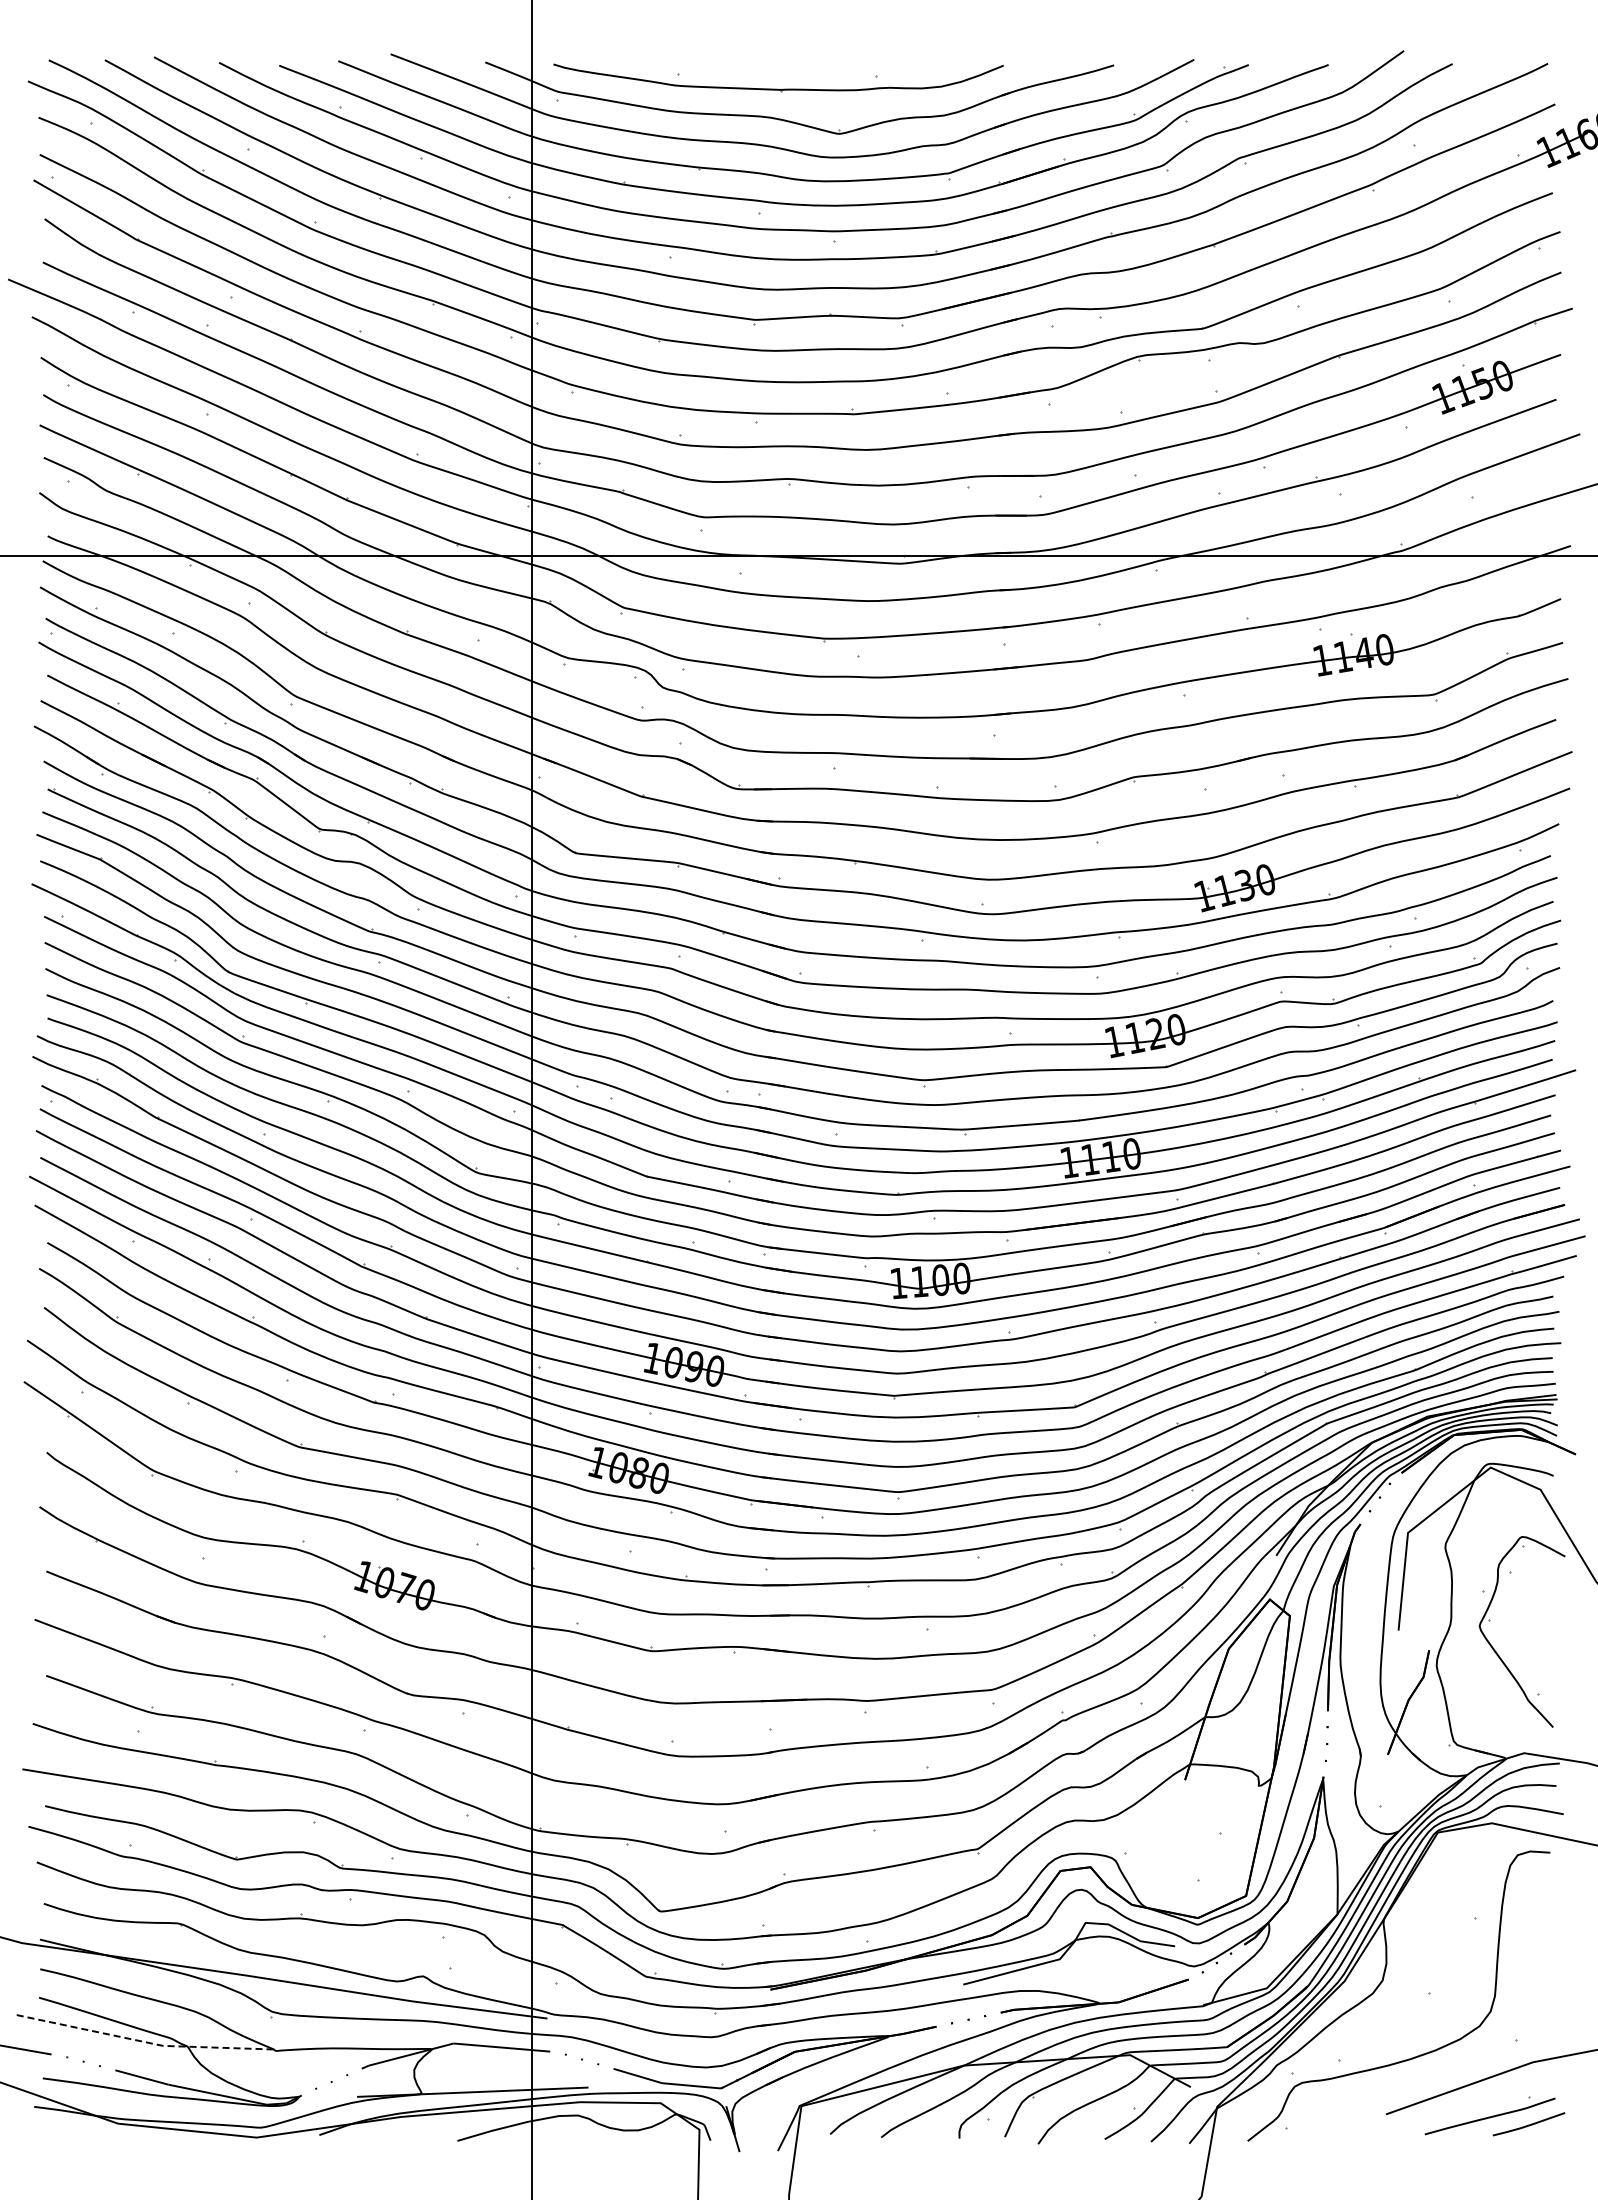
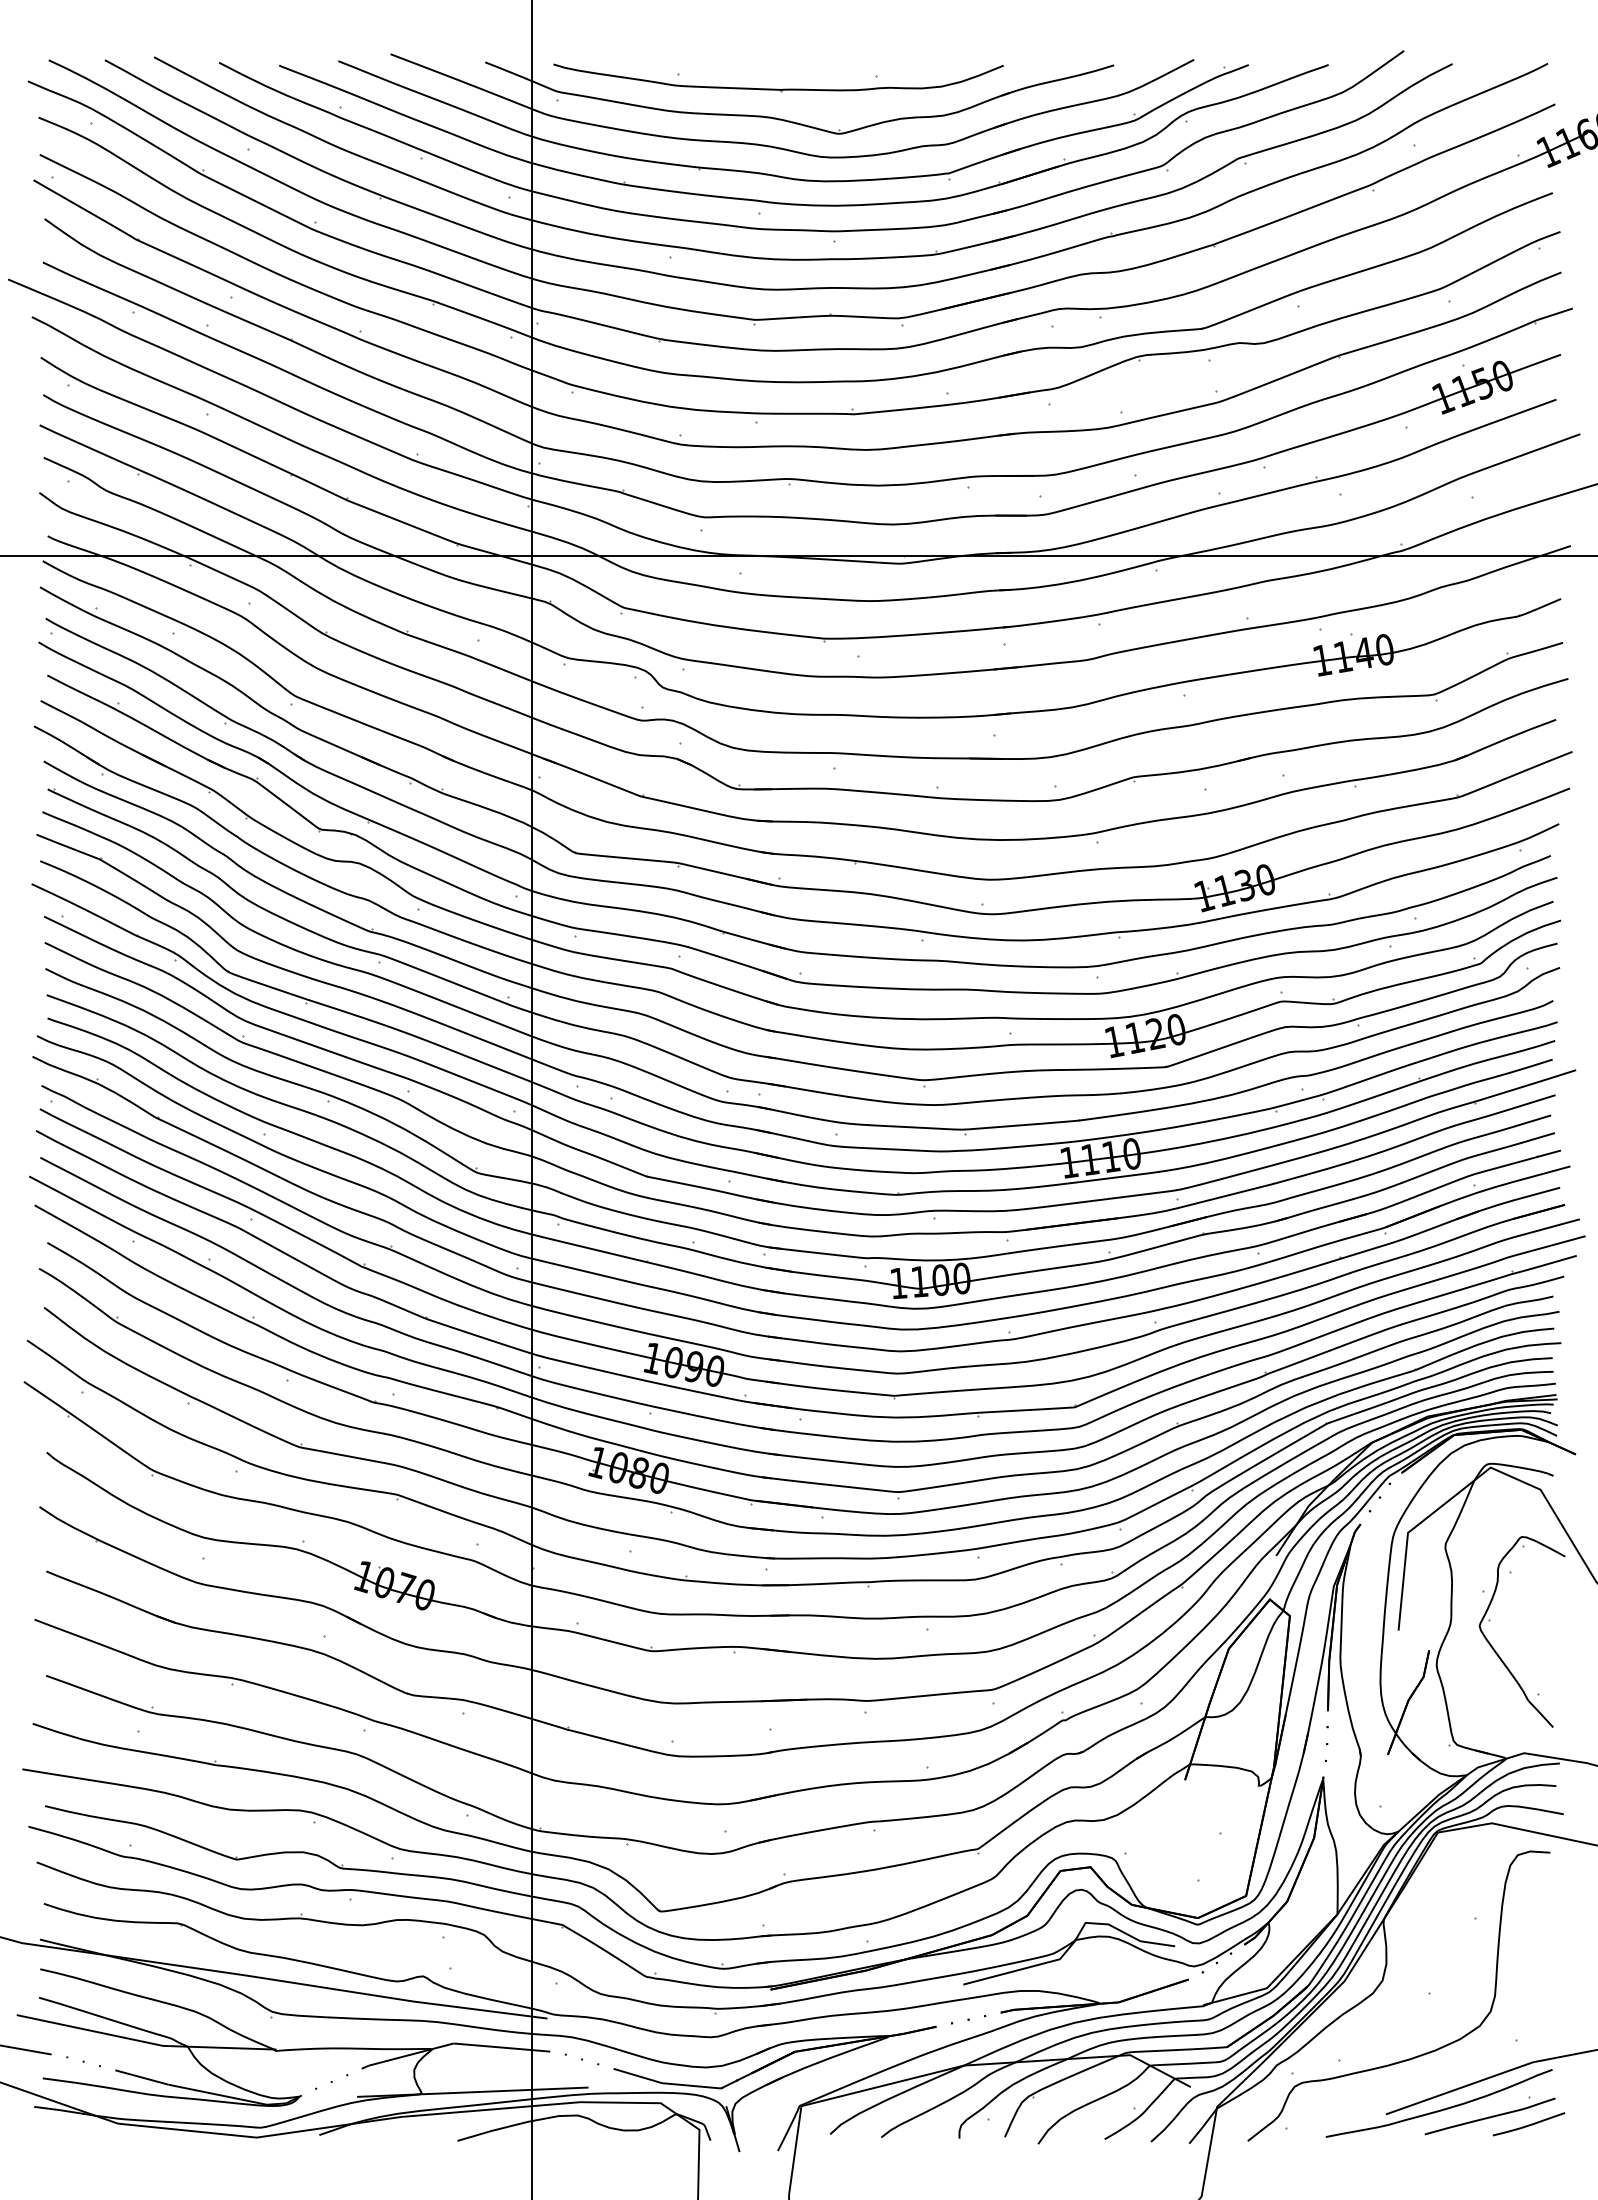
line: dashed -> solid (146, 2042)
curve: none -> present (1440, 2109)
